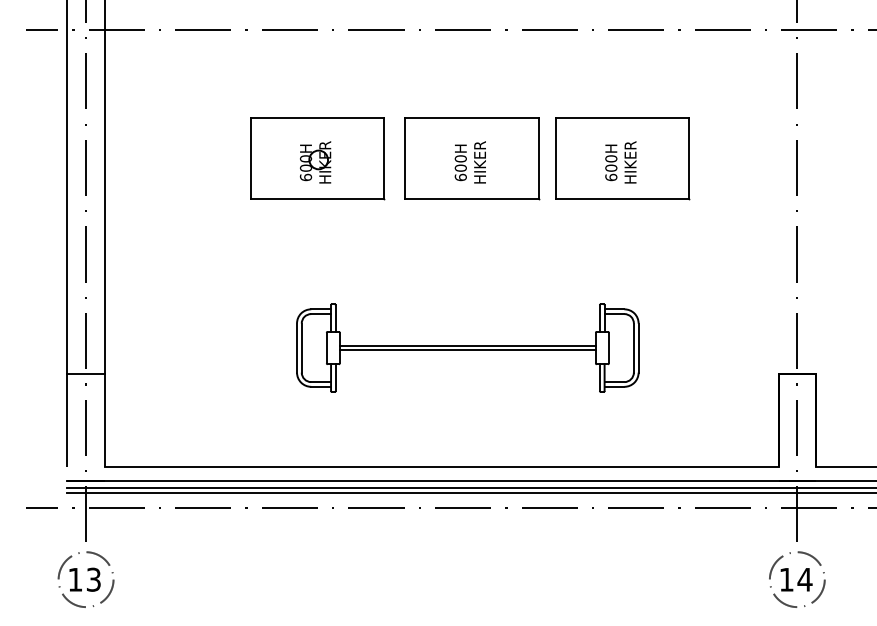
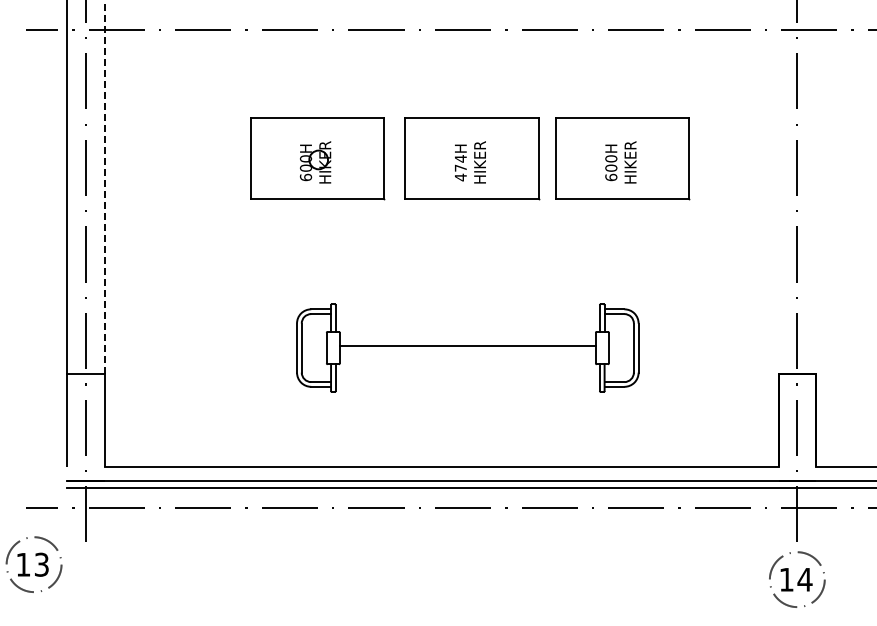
text: 600H -> 474H (460, 168)
line: solid -> dashed (104, 186)
line: present -> none (467, 350)
line: present -> none (470, 492)
part position: (85, 579) -> (33, 564) (33, 564)
